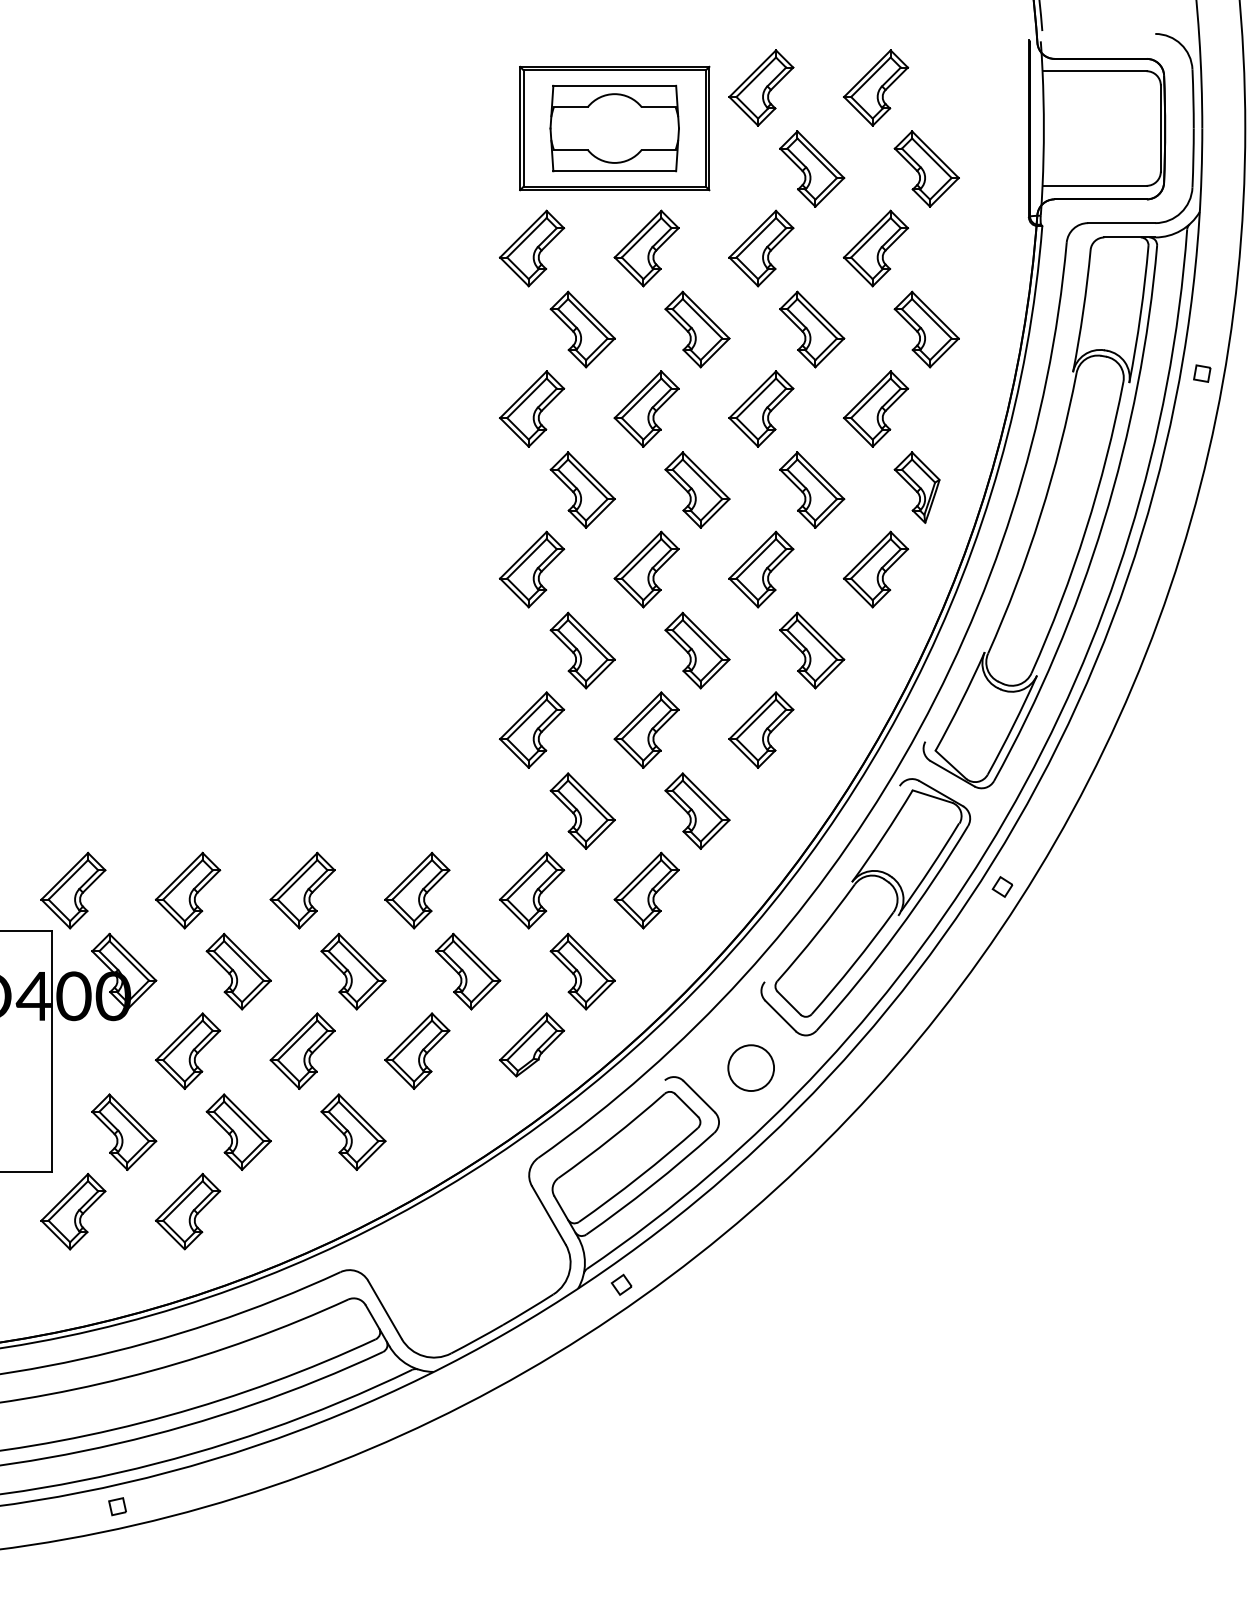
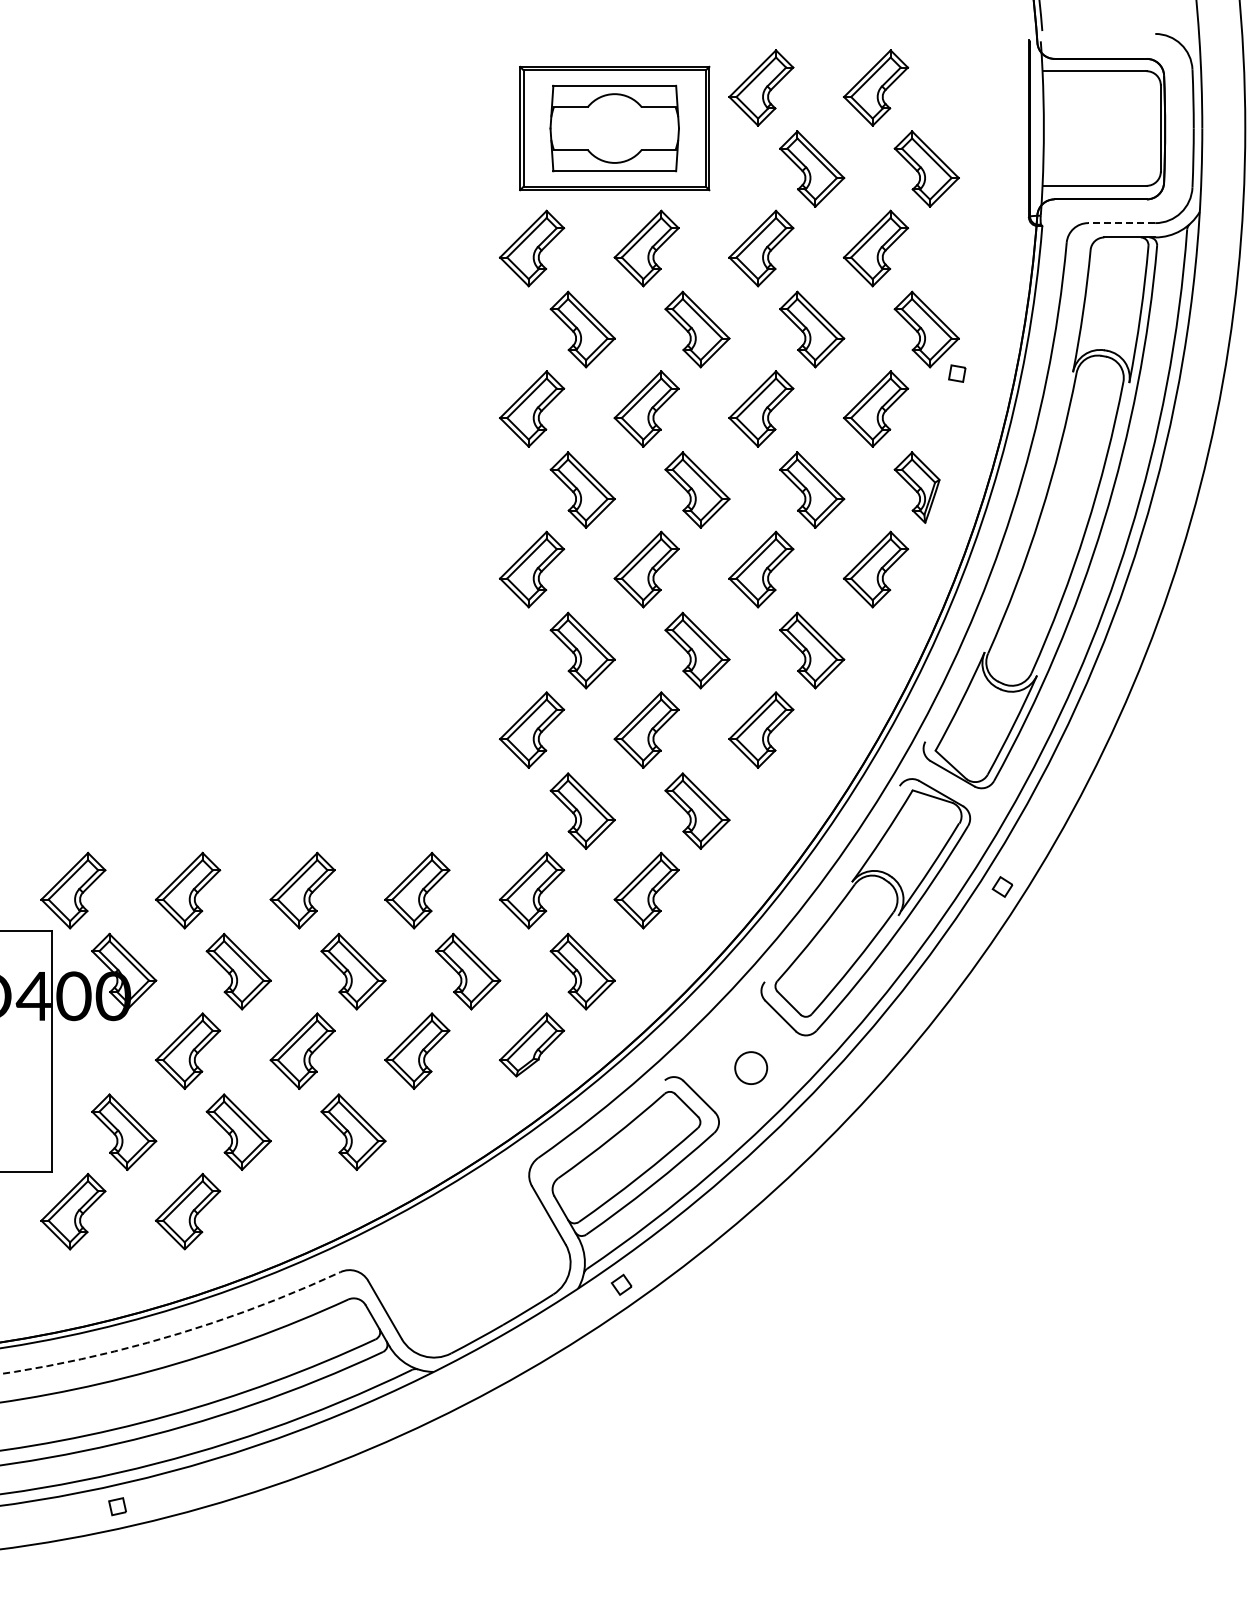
line: solid -> dashed (1121, 223)
part position: (1202, 373) -> (957, 373) (957, 373)
circle diameter: 46 px -> 32 px (751, 1068)
arc: solid -> dashed (174, 1335)
